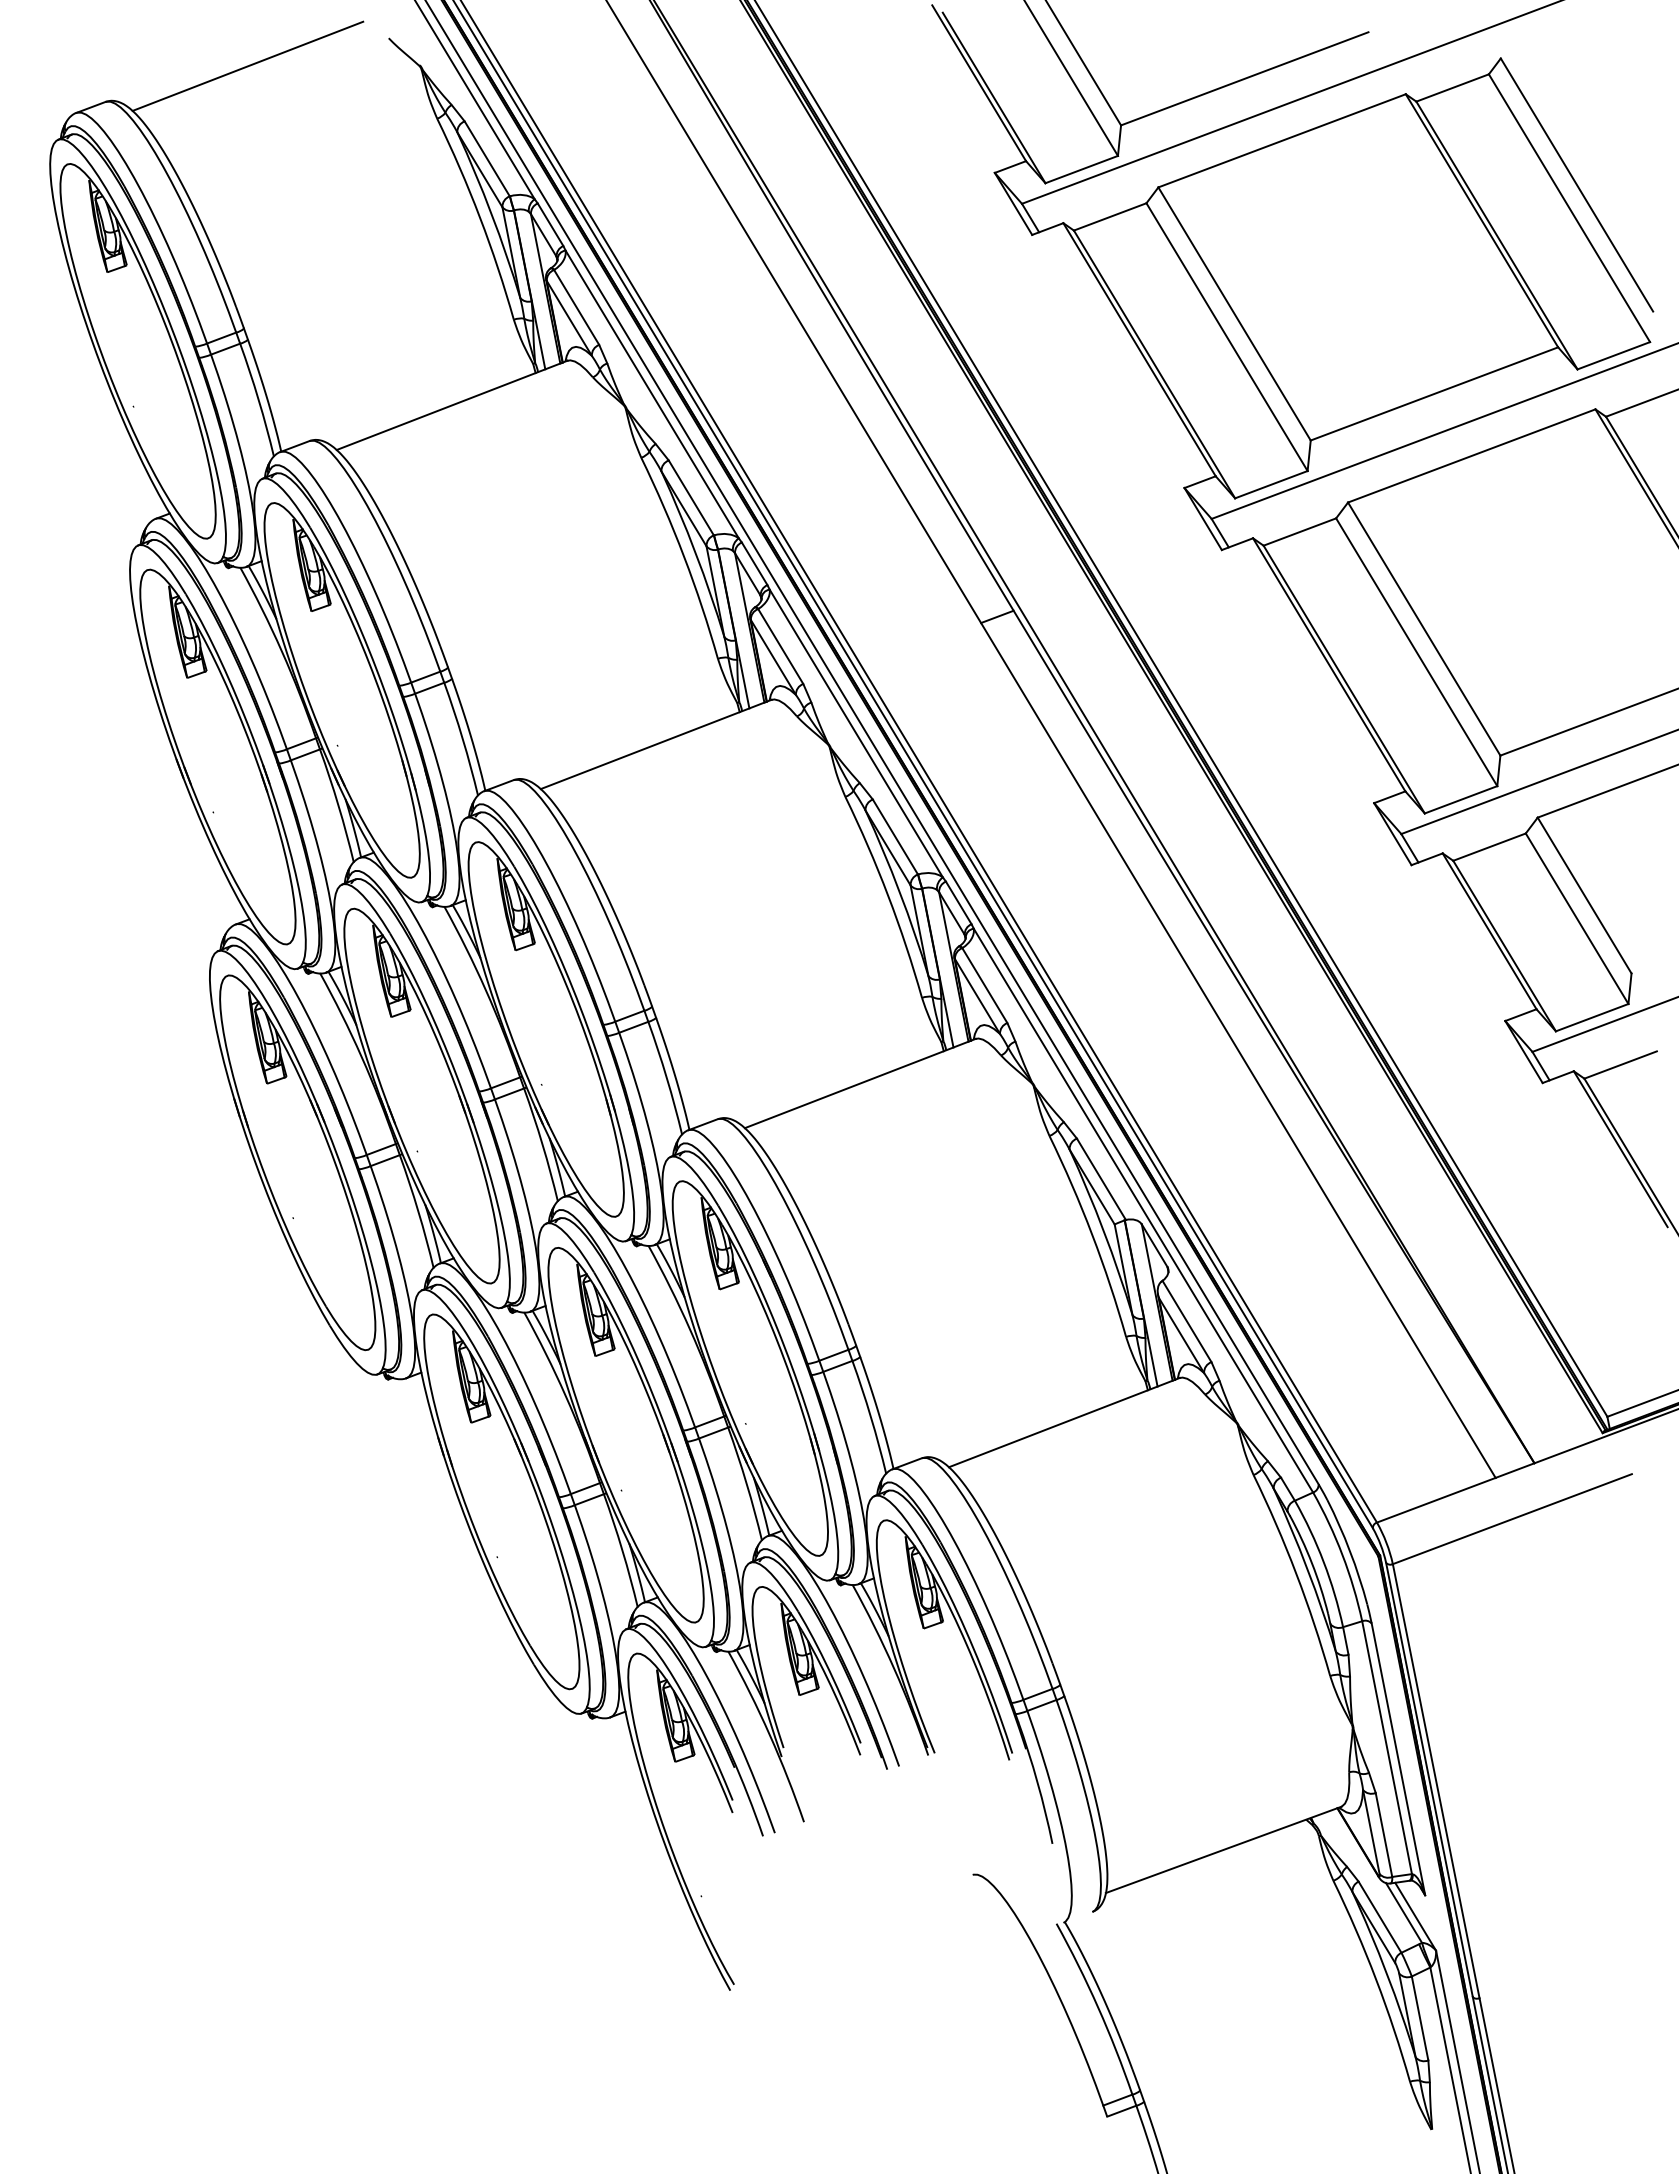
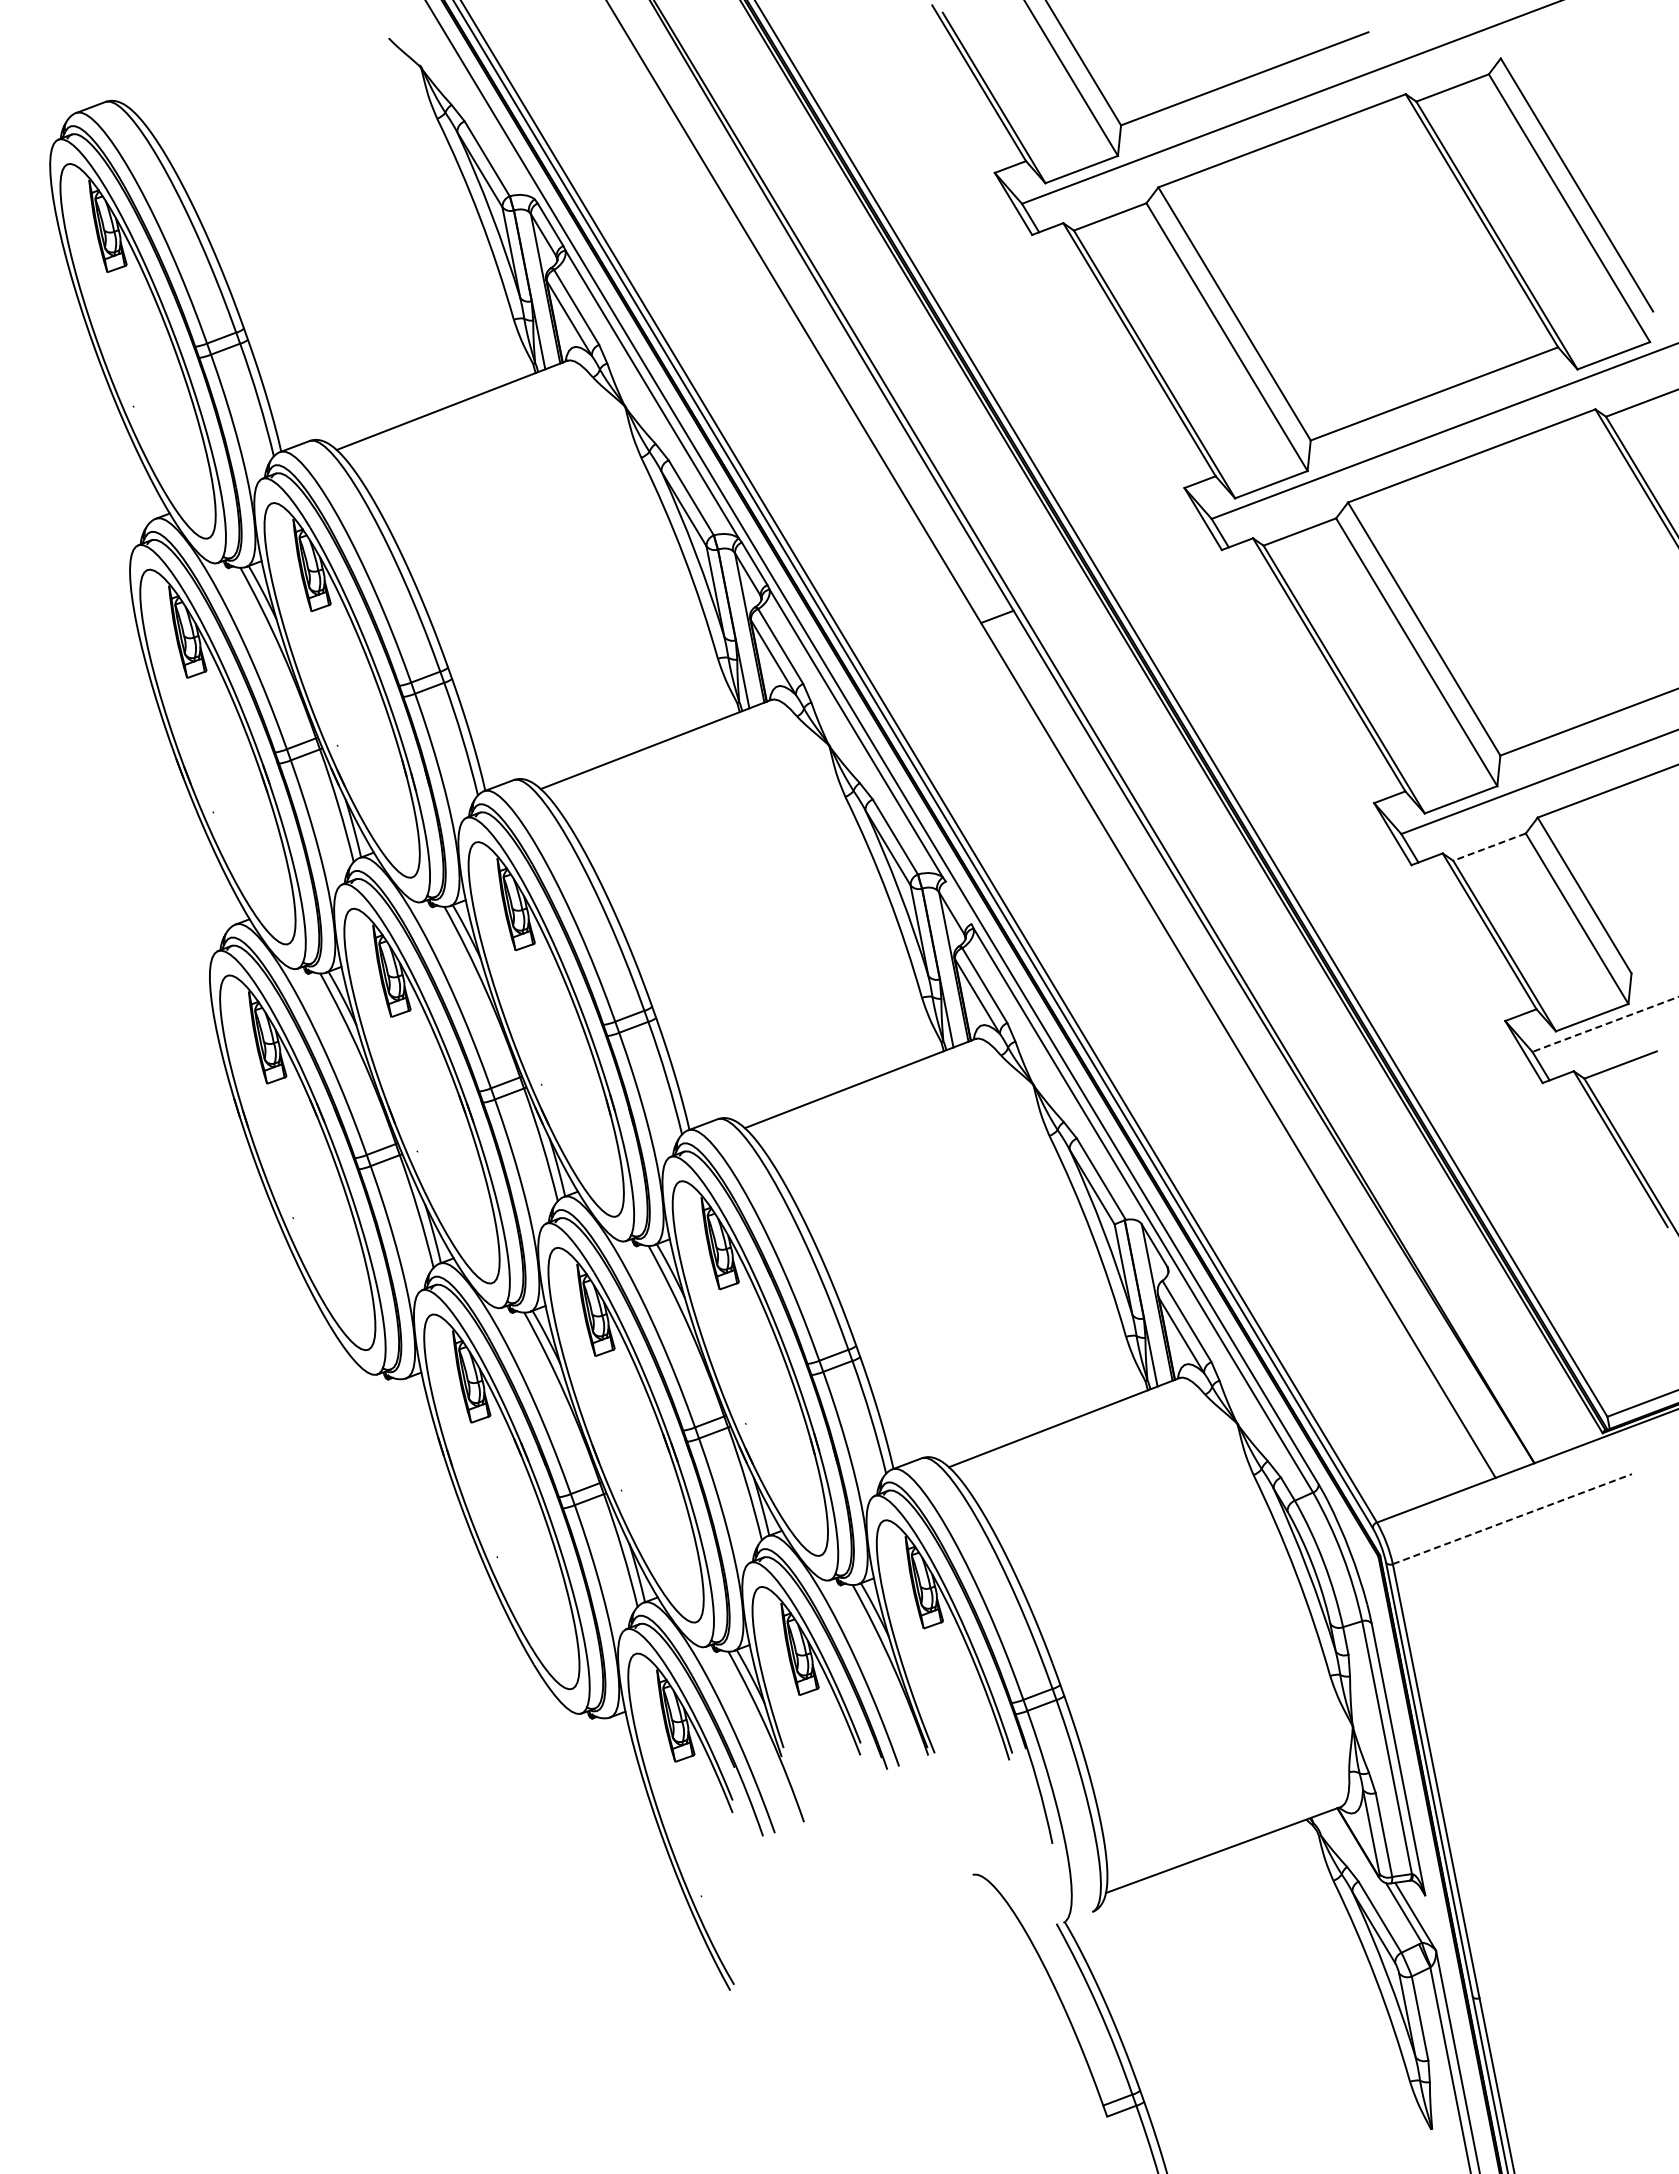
line: present -> none (247, 65)
line: present -> none (475, 100)
line: solid -> dashed (1489, 847)
line: present -> none (958, 902)
line: solid -> dashed (1605, 1024)
line: solid -> dashed (1512, 1519)
